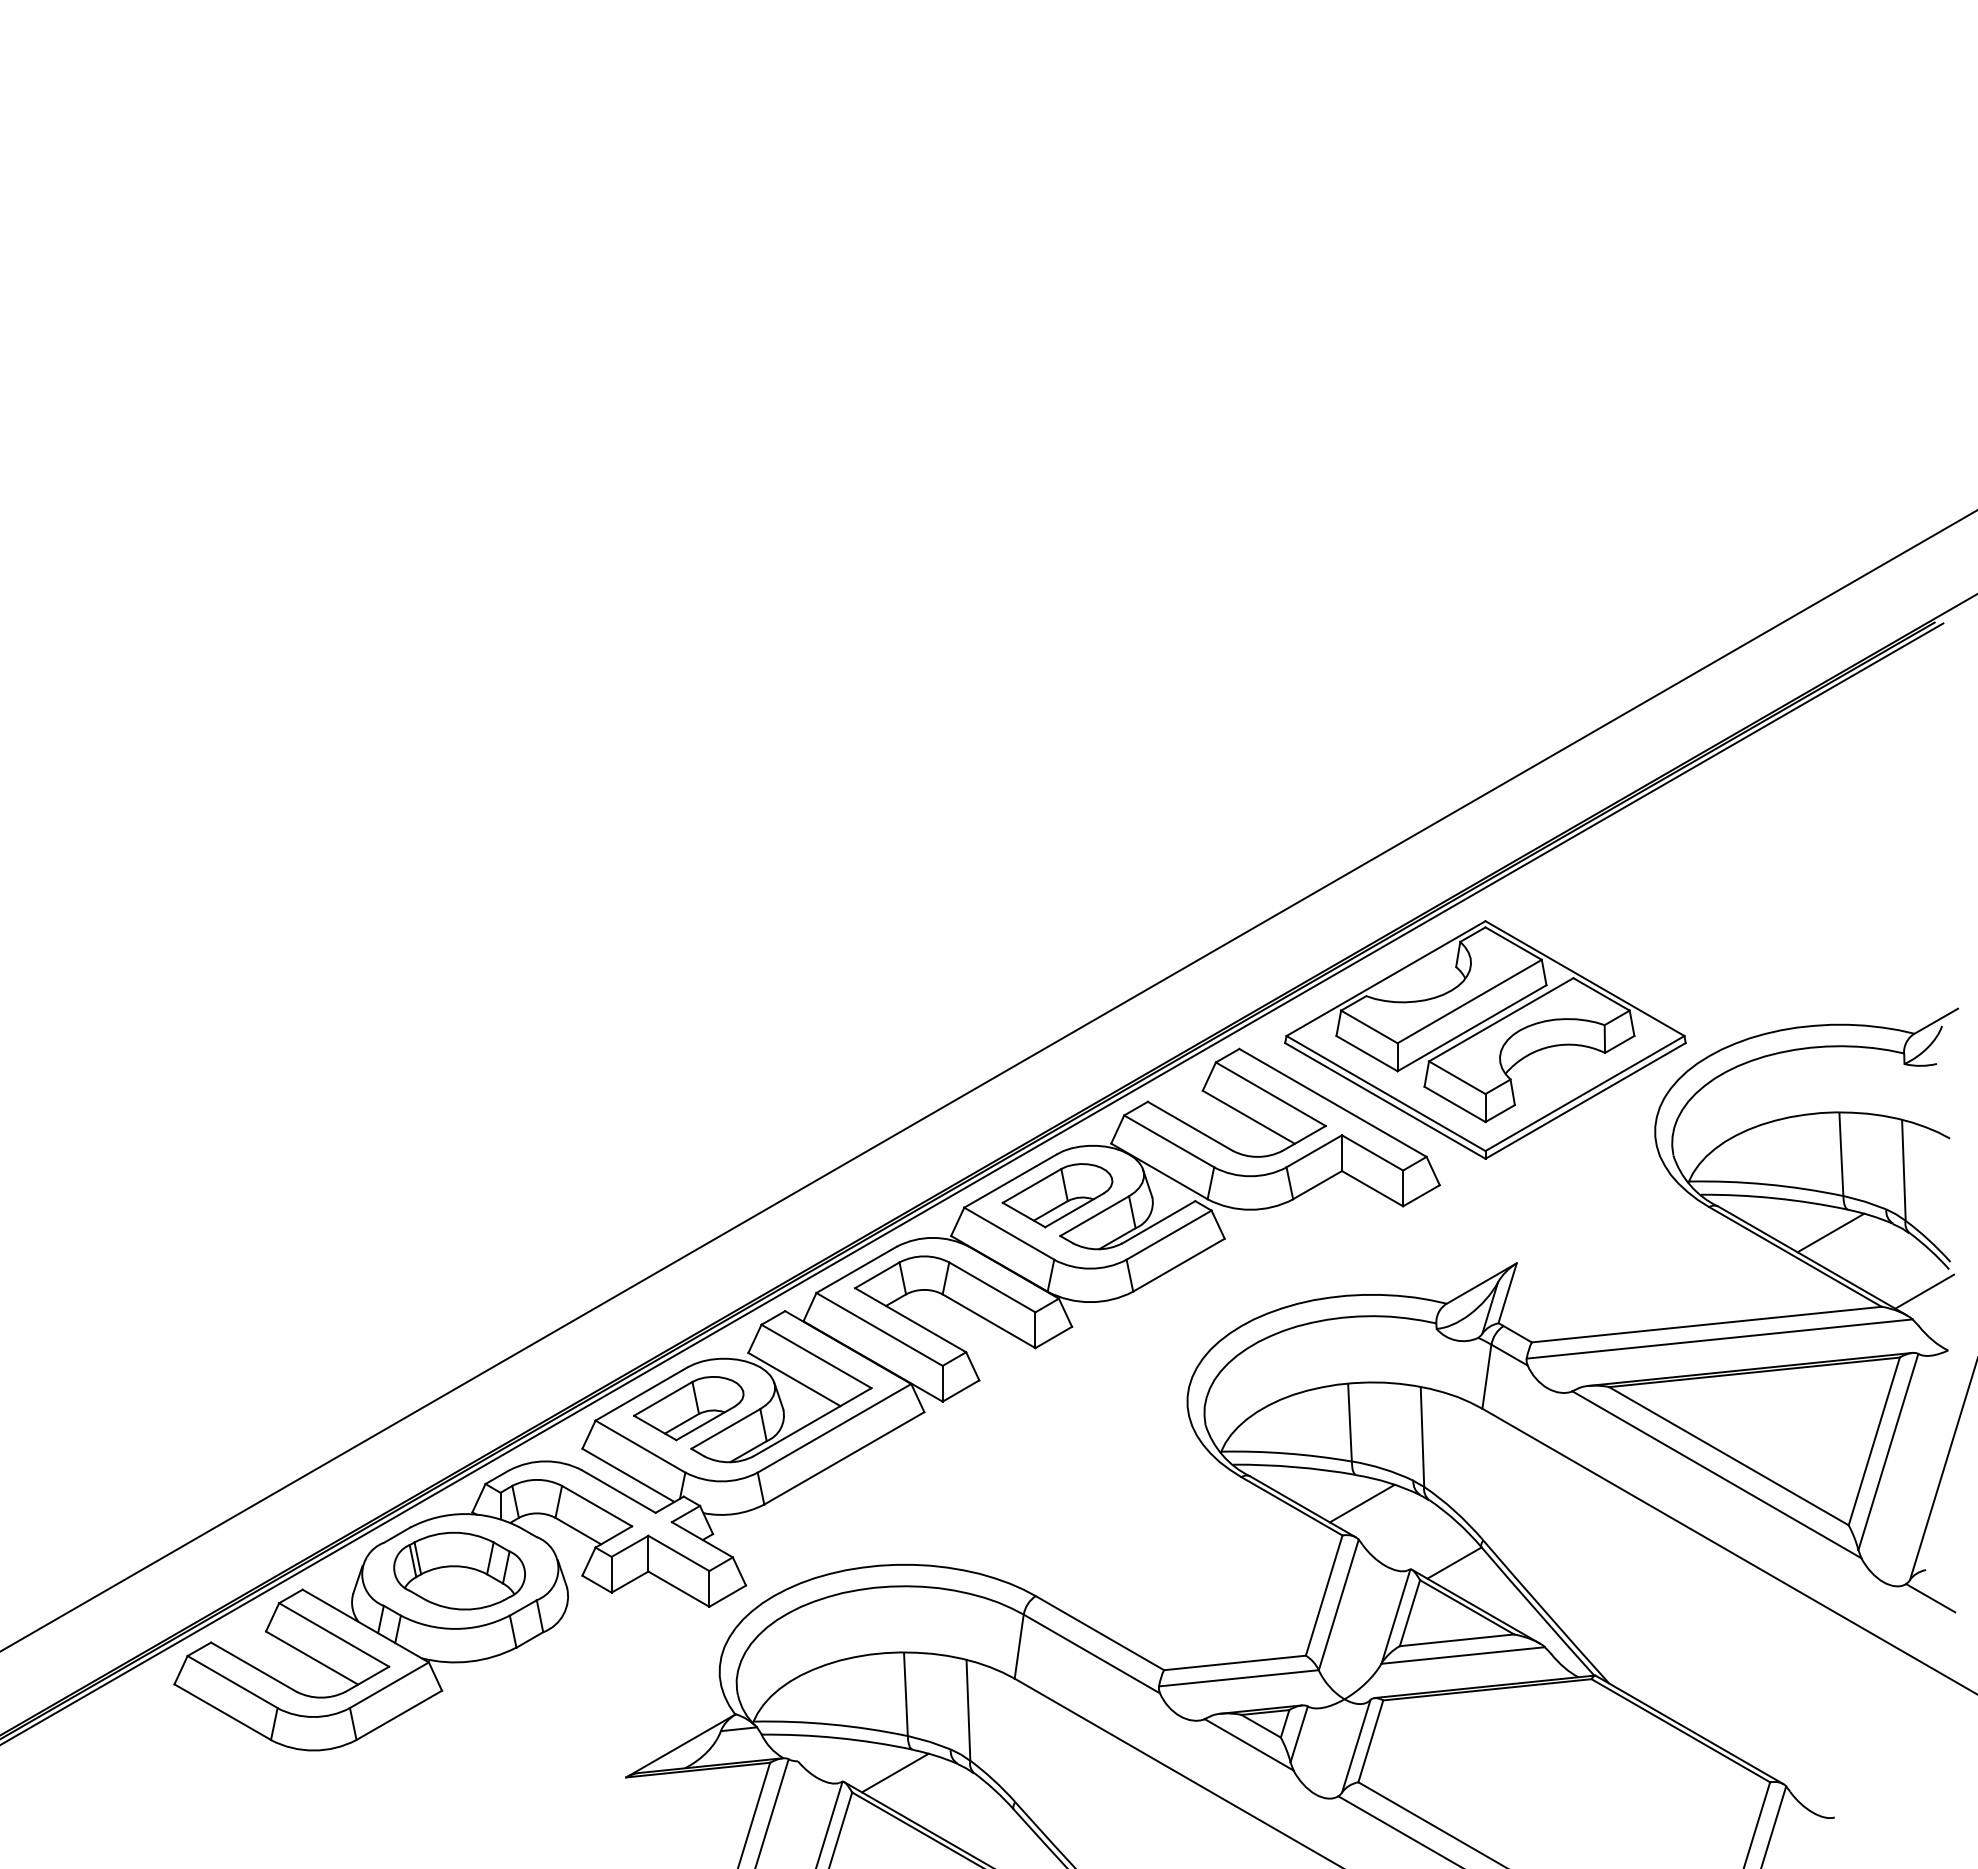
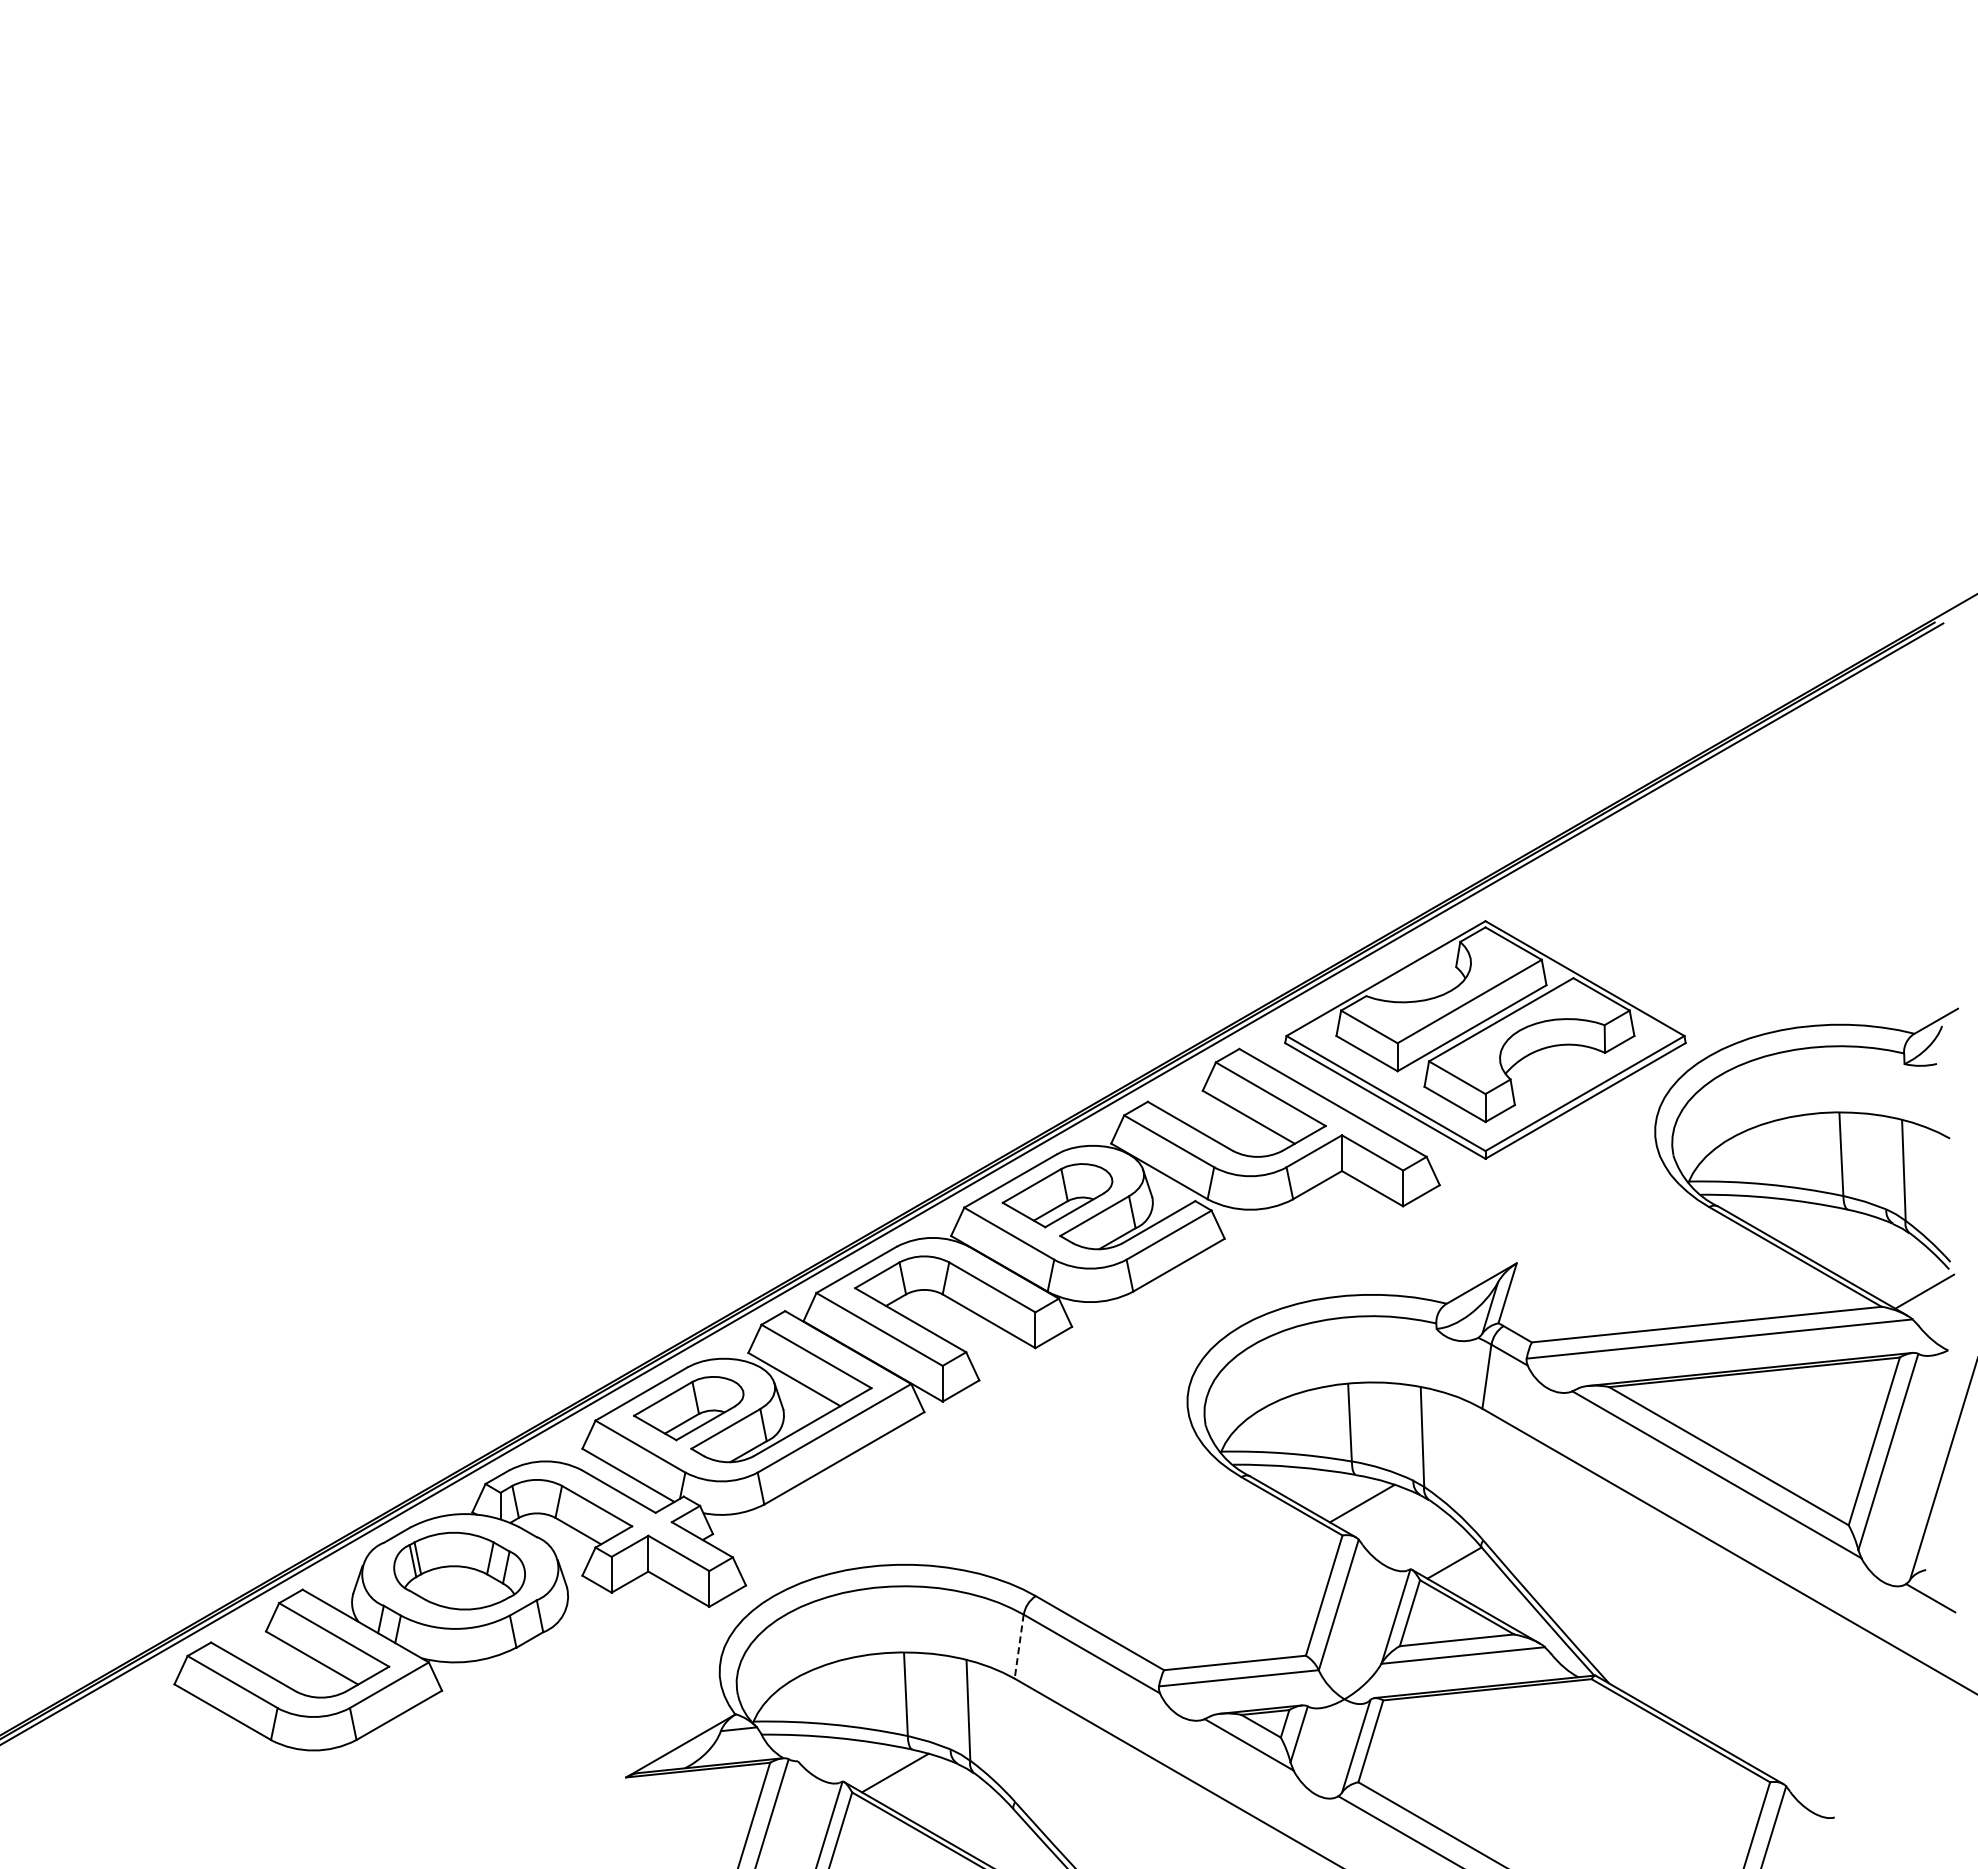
line: present -> none (988, 1080)
line: present -> none (1830, 1232)
line: solid -> dashed (1019, 1647)
